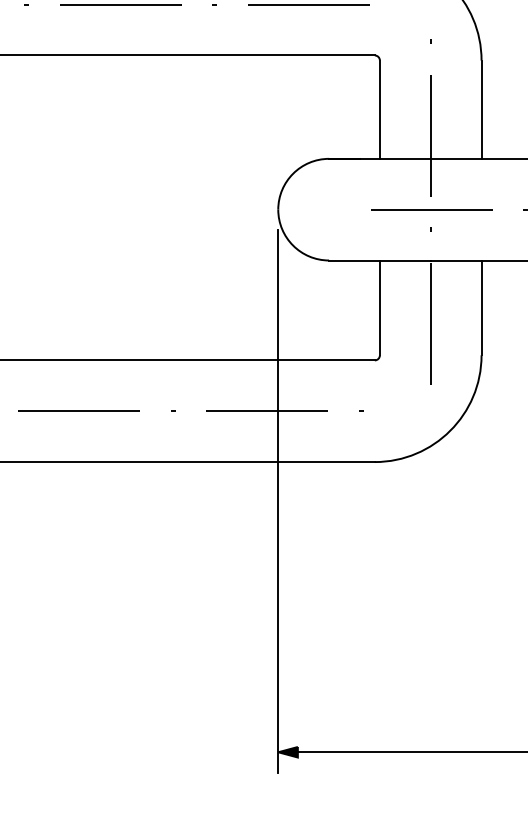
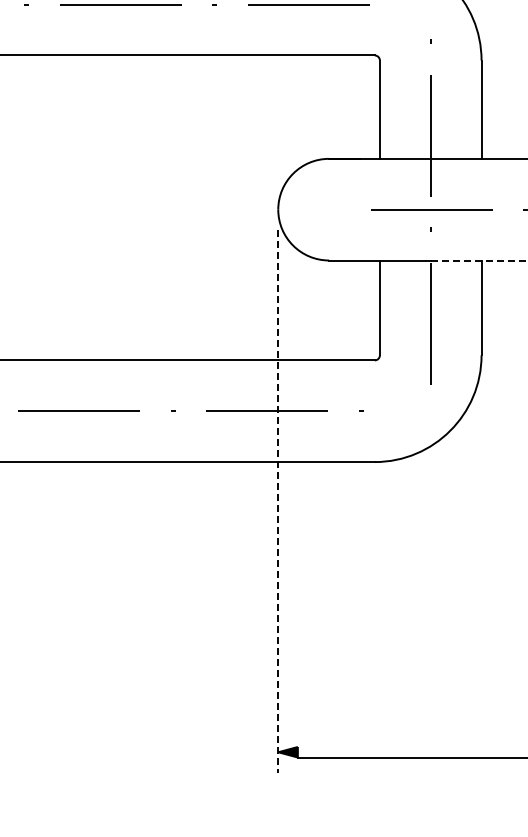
line: solid -> dashed (479, 260)
line: solid -> dashed (278, 501)
line position: (410, 752) -> (410, 758) (410, 758)
